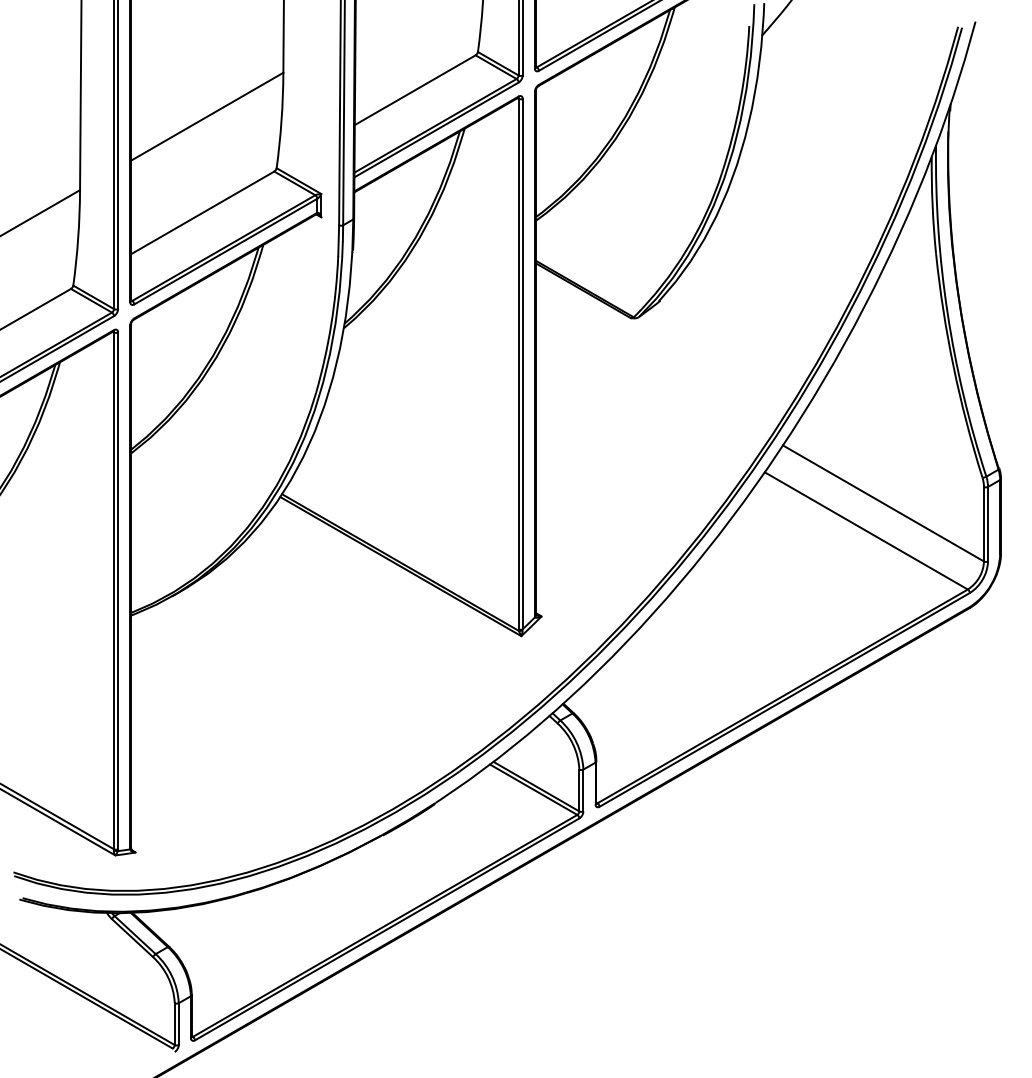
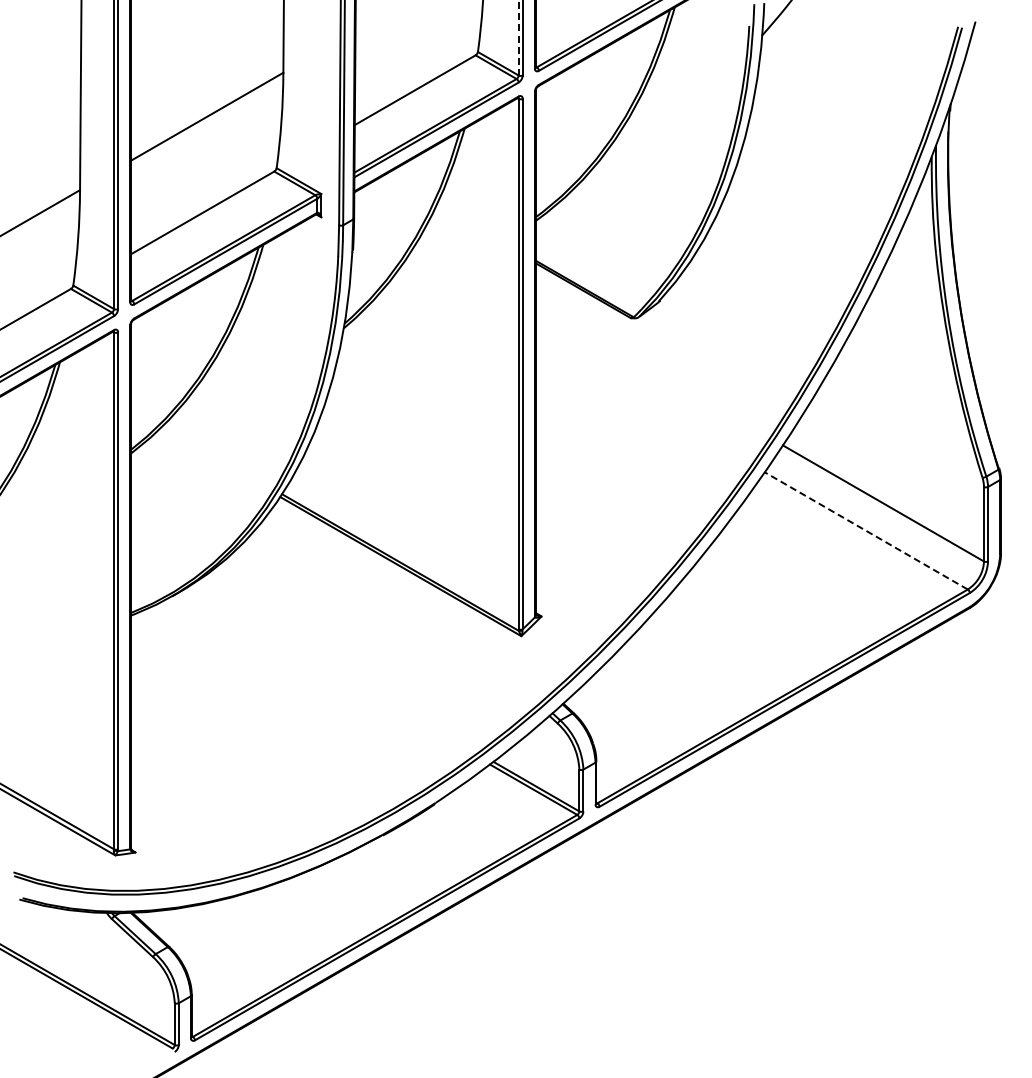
line: solid -> dashed (518, 37)
line: solid -> dashed (865, 530)
